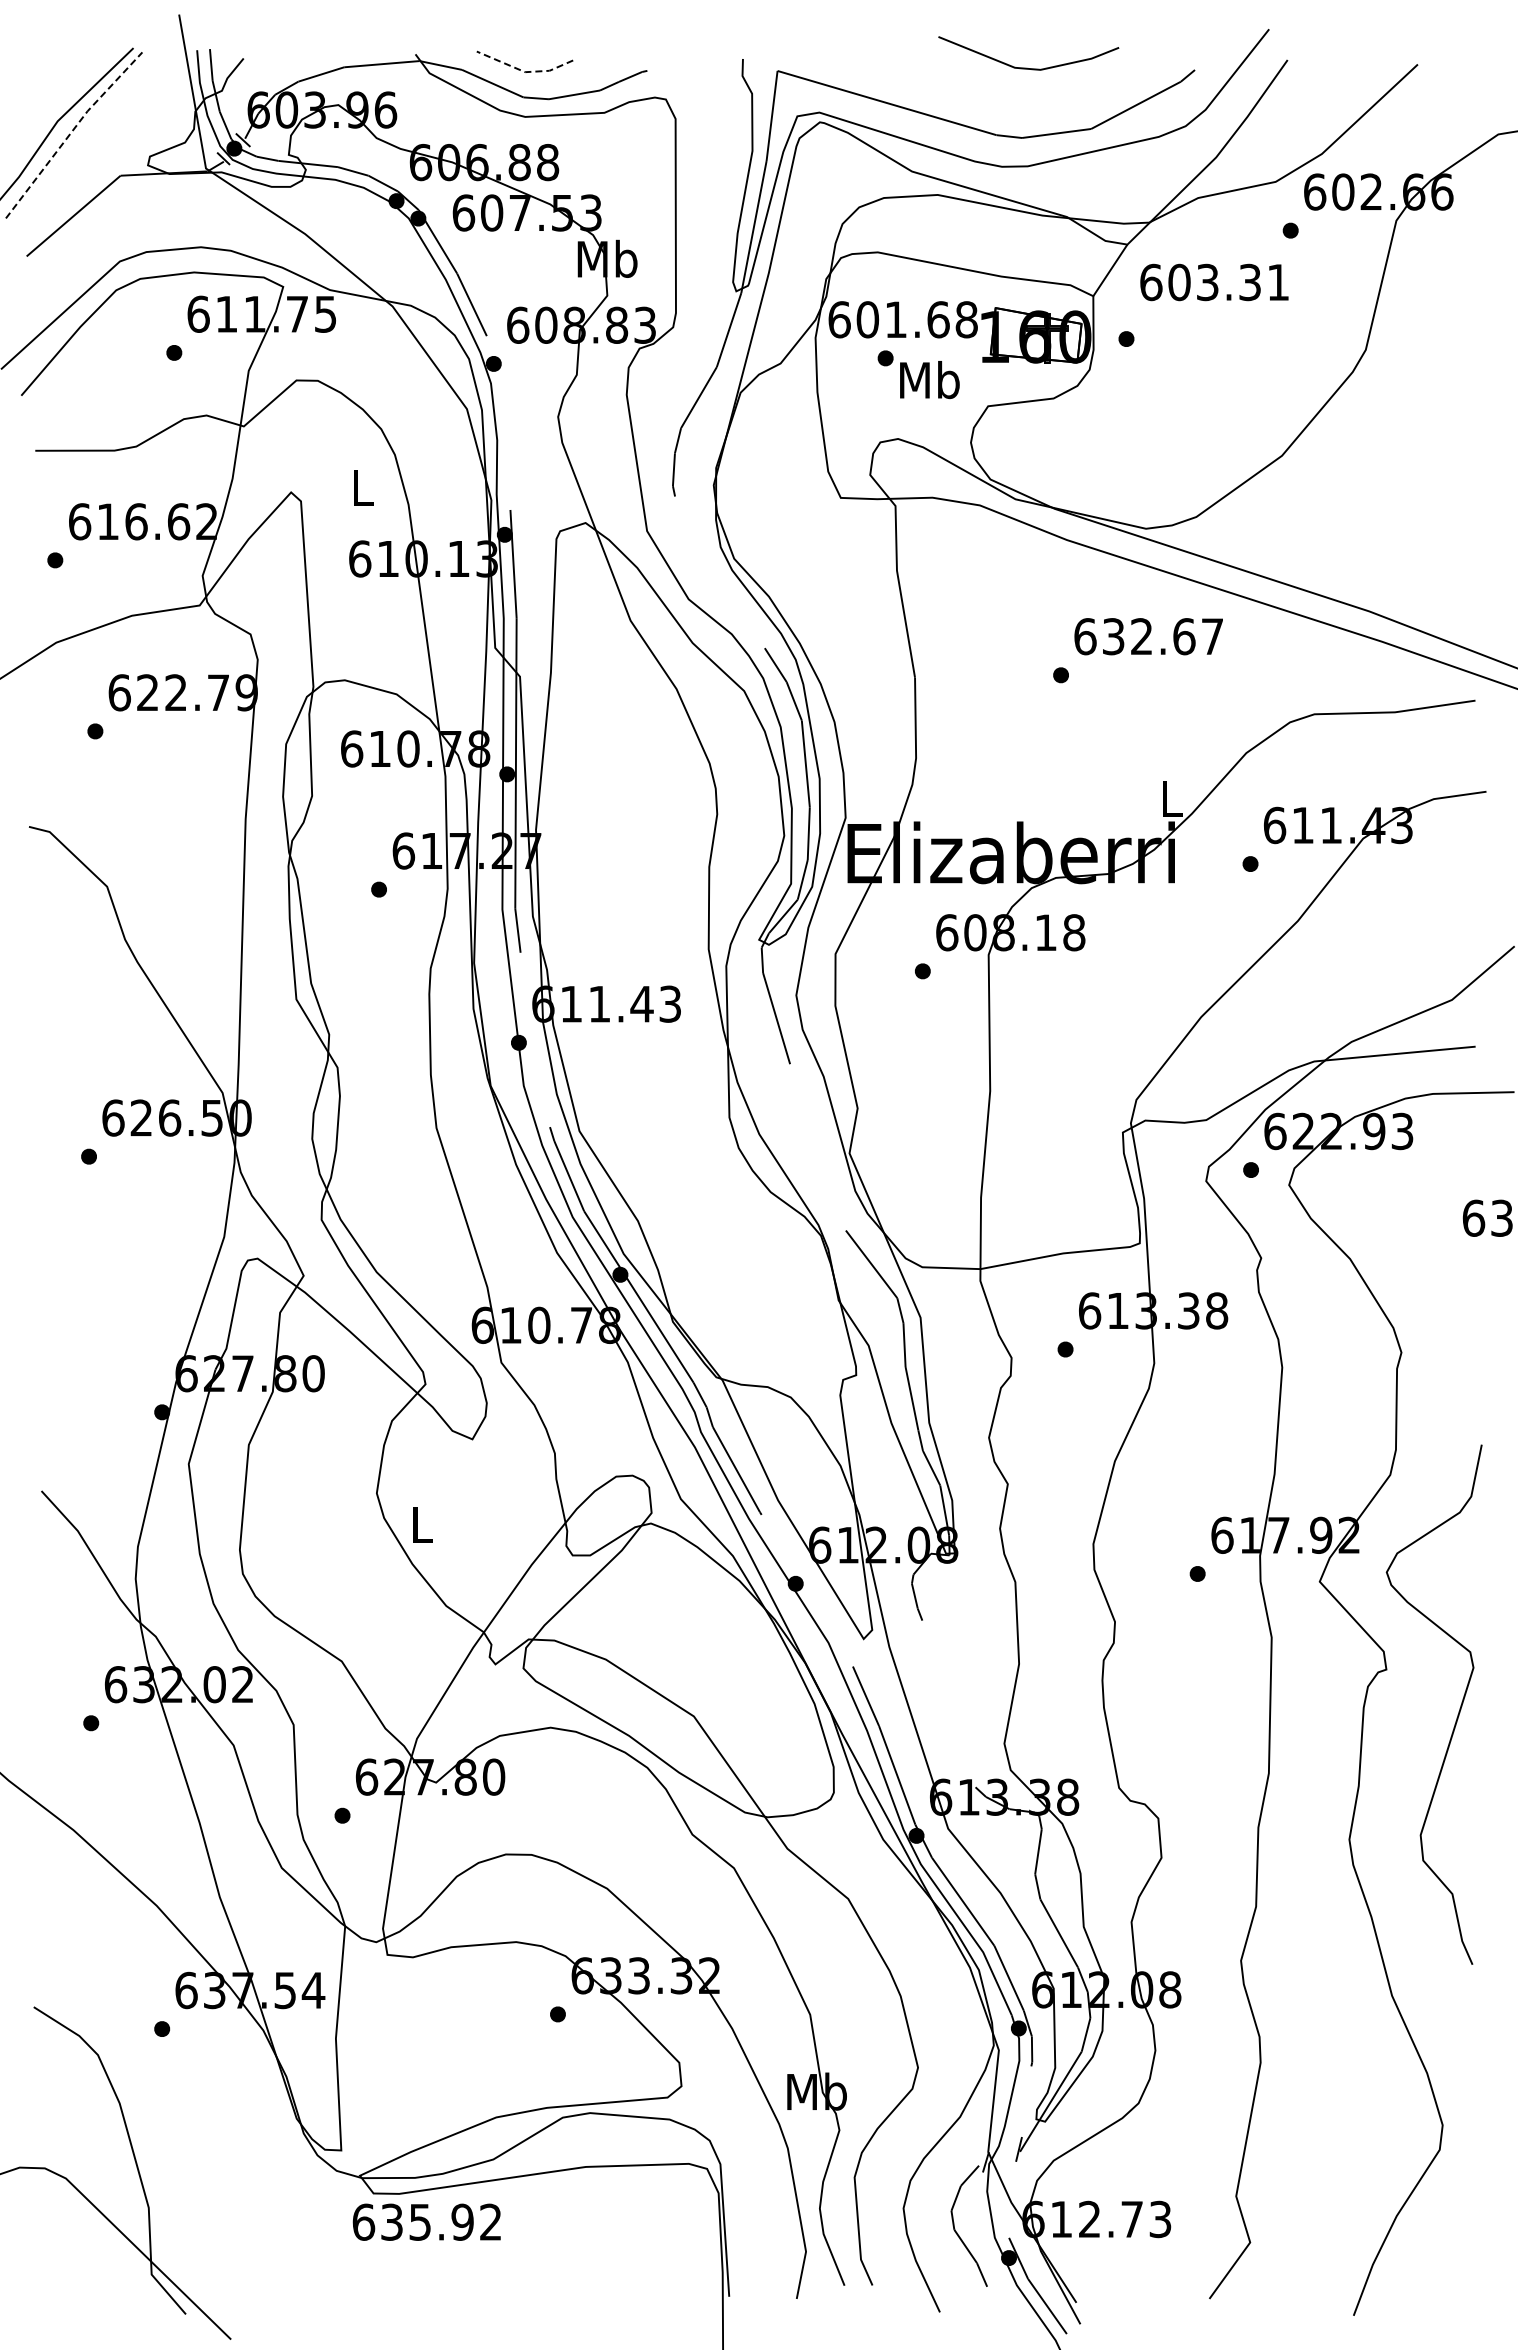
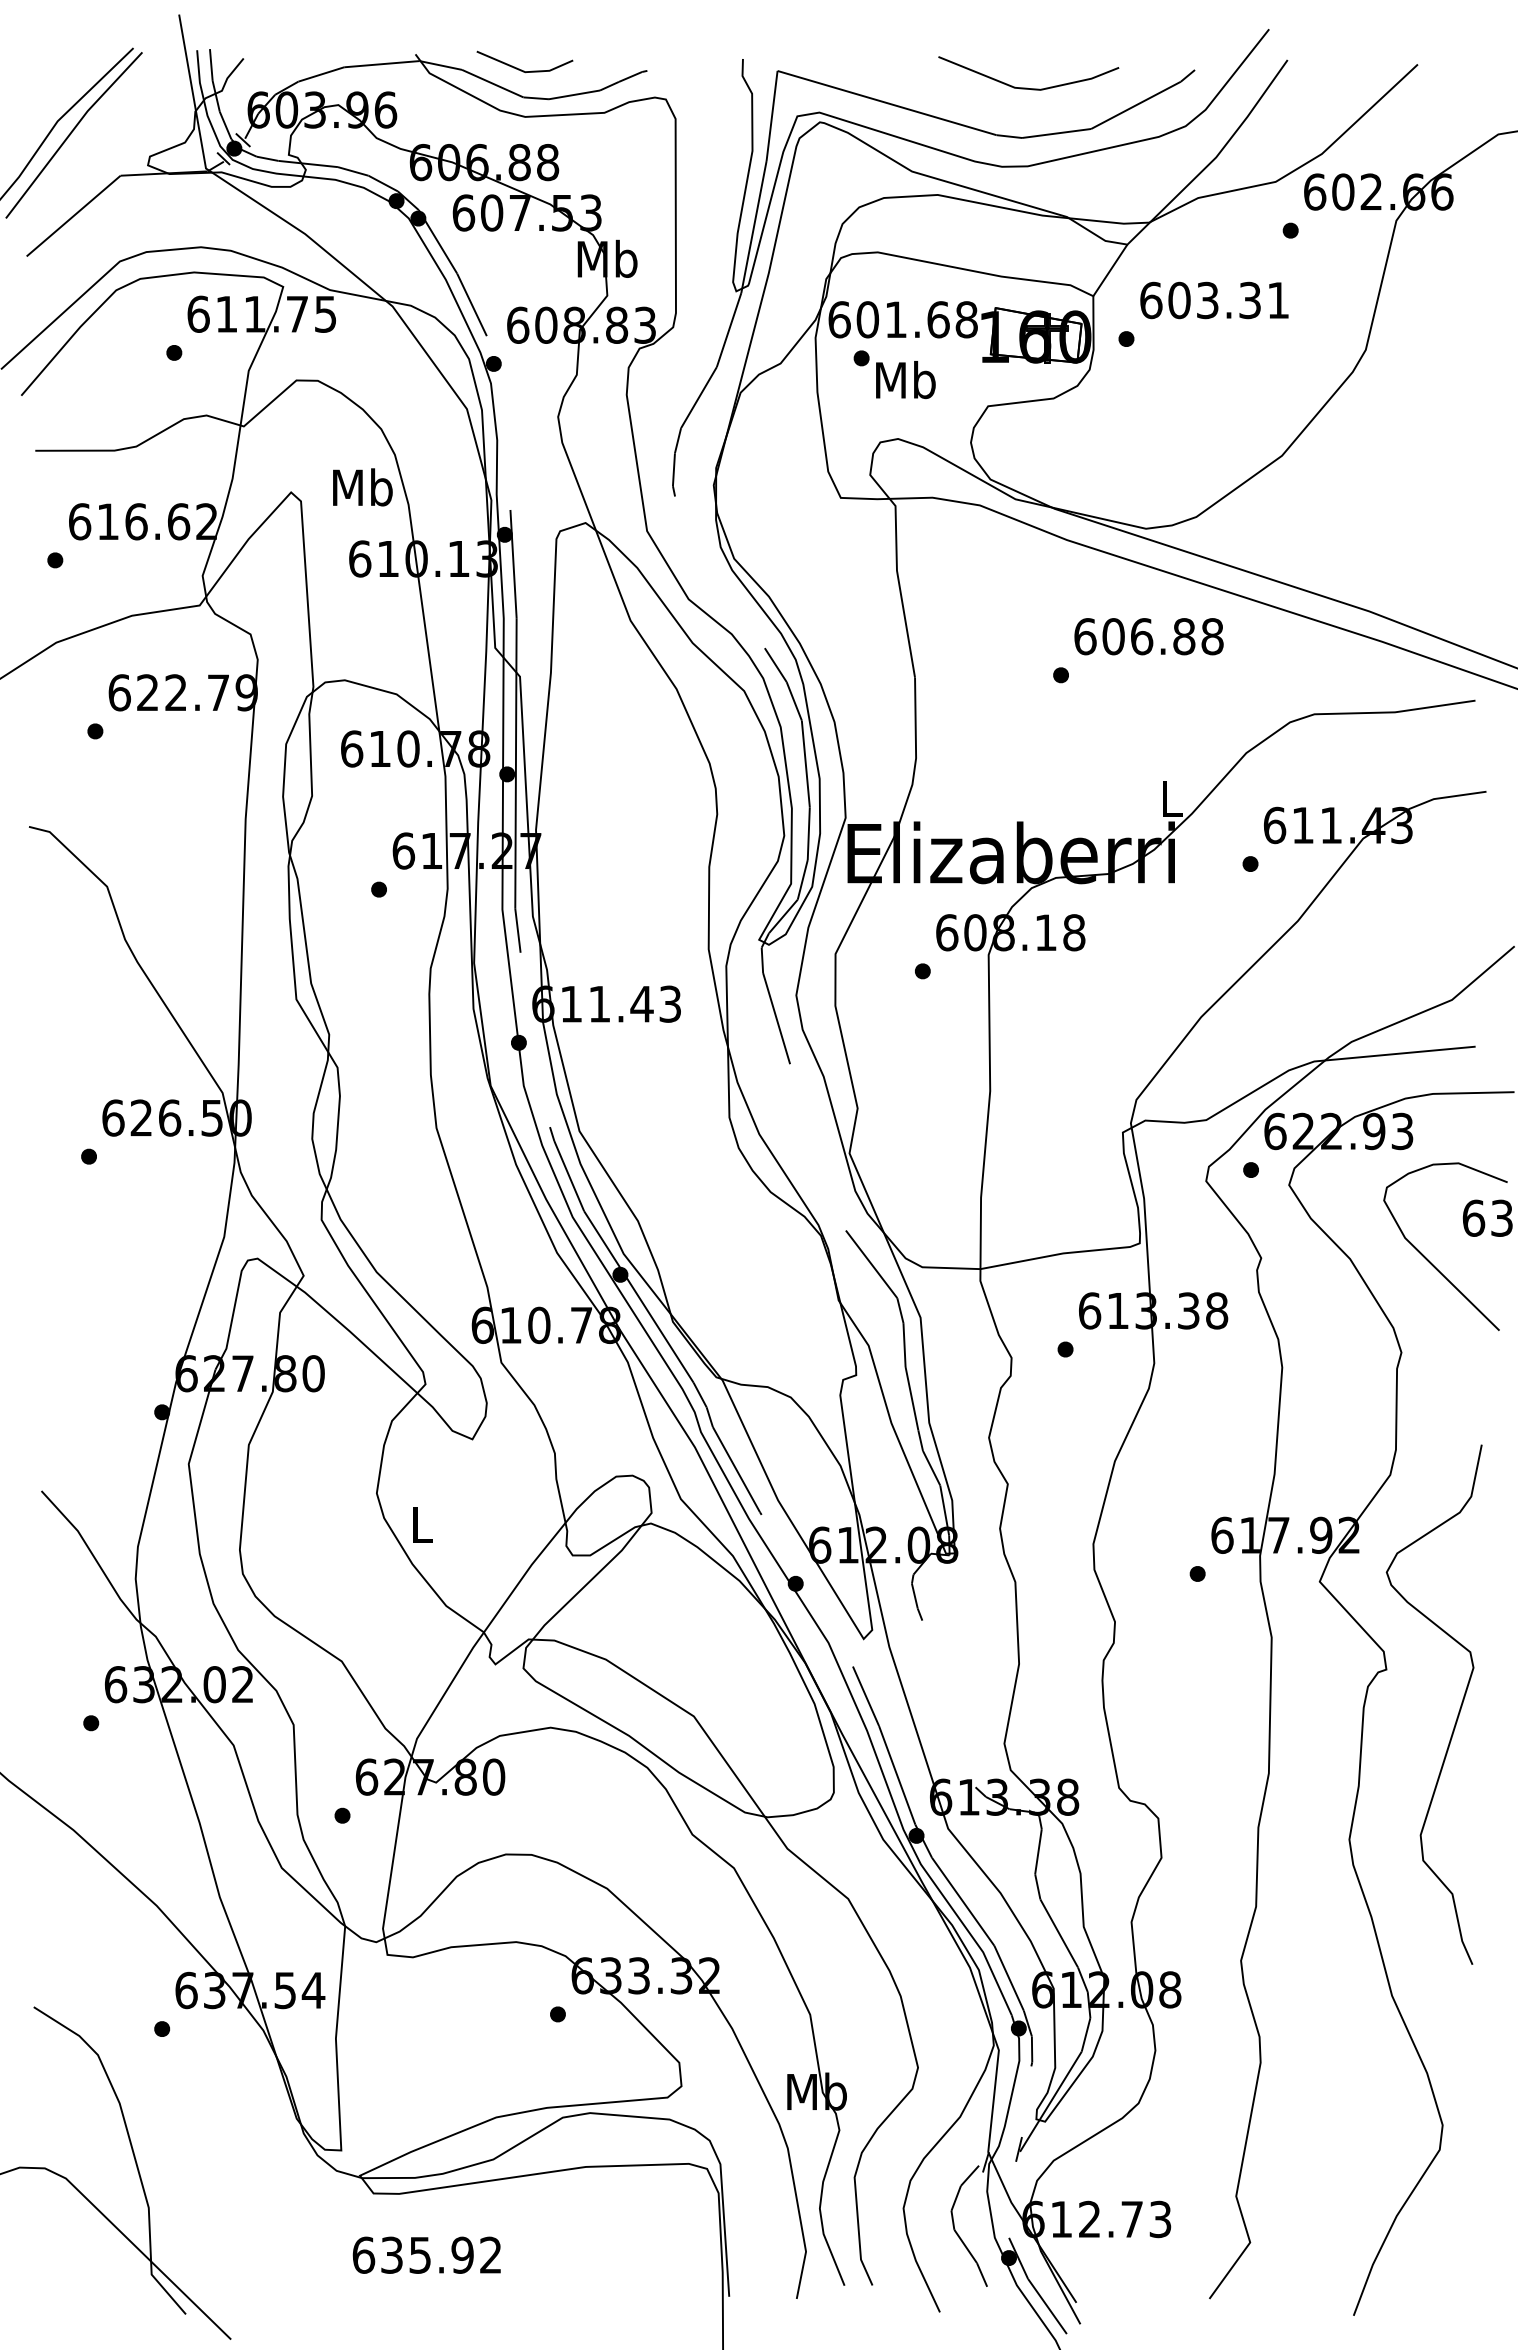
line position: (1027, 67) -> (1027, 87) (1027, 87)
line: dashed -> solid (525, 72)
line: dashed -> solid (71, 131)
text position: (1214, 282) -> (1214, 300) (1214, 300)
text position: (918, 374) -> (894, 374) (894, 374)
text: L -> Mb (362, 487)
text: 632.67 -> 606.88 (1162, 636)
curve: none -> present (1430, 1261)
text position: (426, 2221) -> (426, 2254) (426, 2254)
